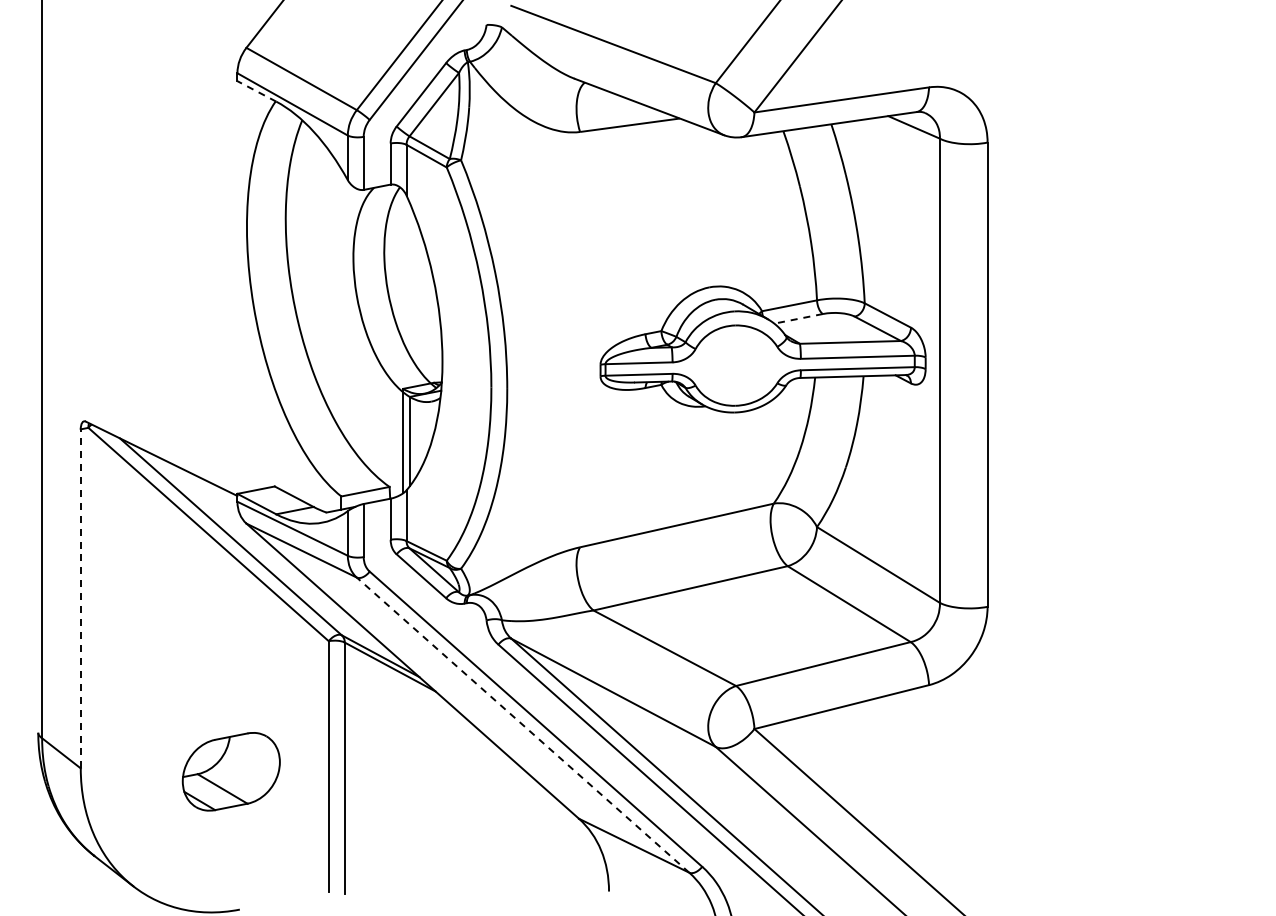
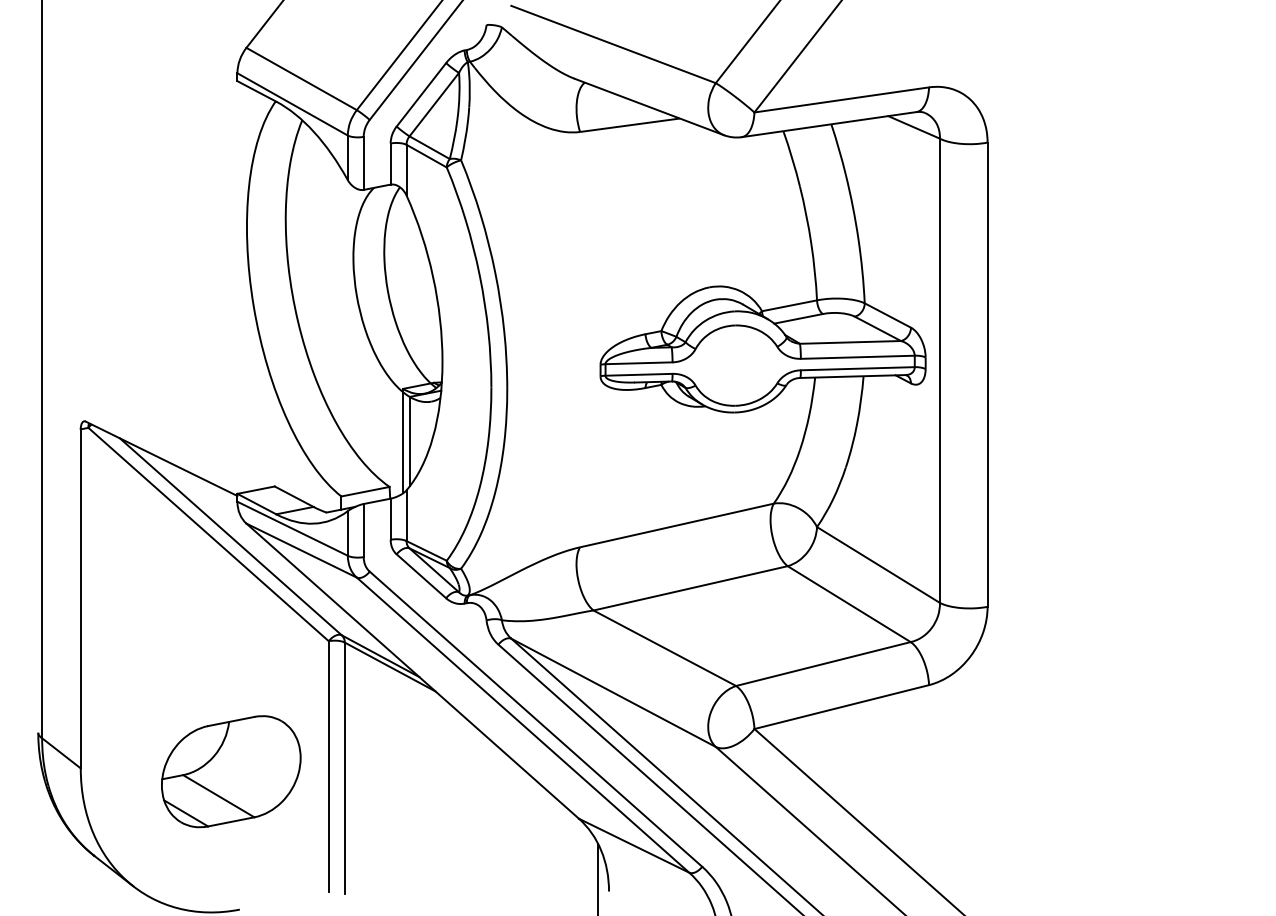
line: dashed -> solid (256, 91)
line: dashed -> solid (798, 318)
line: dashed -> solid (80, 598)
line: dashed -> solid (522, 724)
part size: 100x80 px -> 141x114 px (231, 771)
line: none -> present (598, 877)
